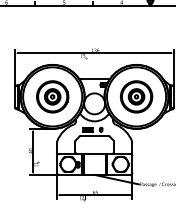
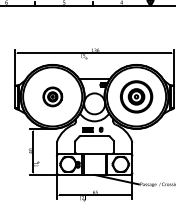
part size: 34x34 px -> 22x22 px (52, 96)
